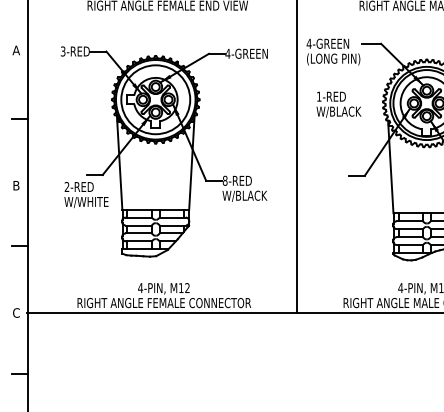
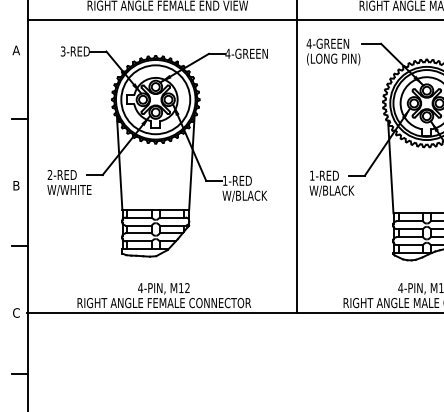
line: none -> present (233, 20)
text position: (338, 104) -> (331, 183) (331, 183)
text: 8-RED -> 1-RED (224, 180)
text position: (86, 194) -> (69, 182) (69, 182)
